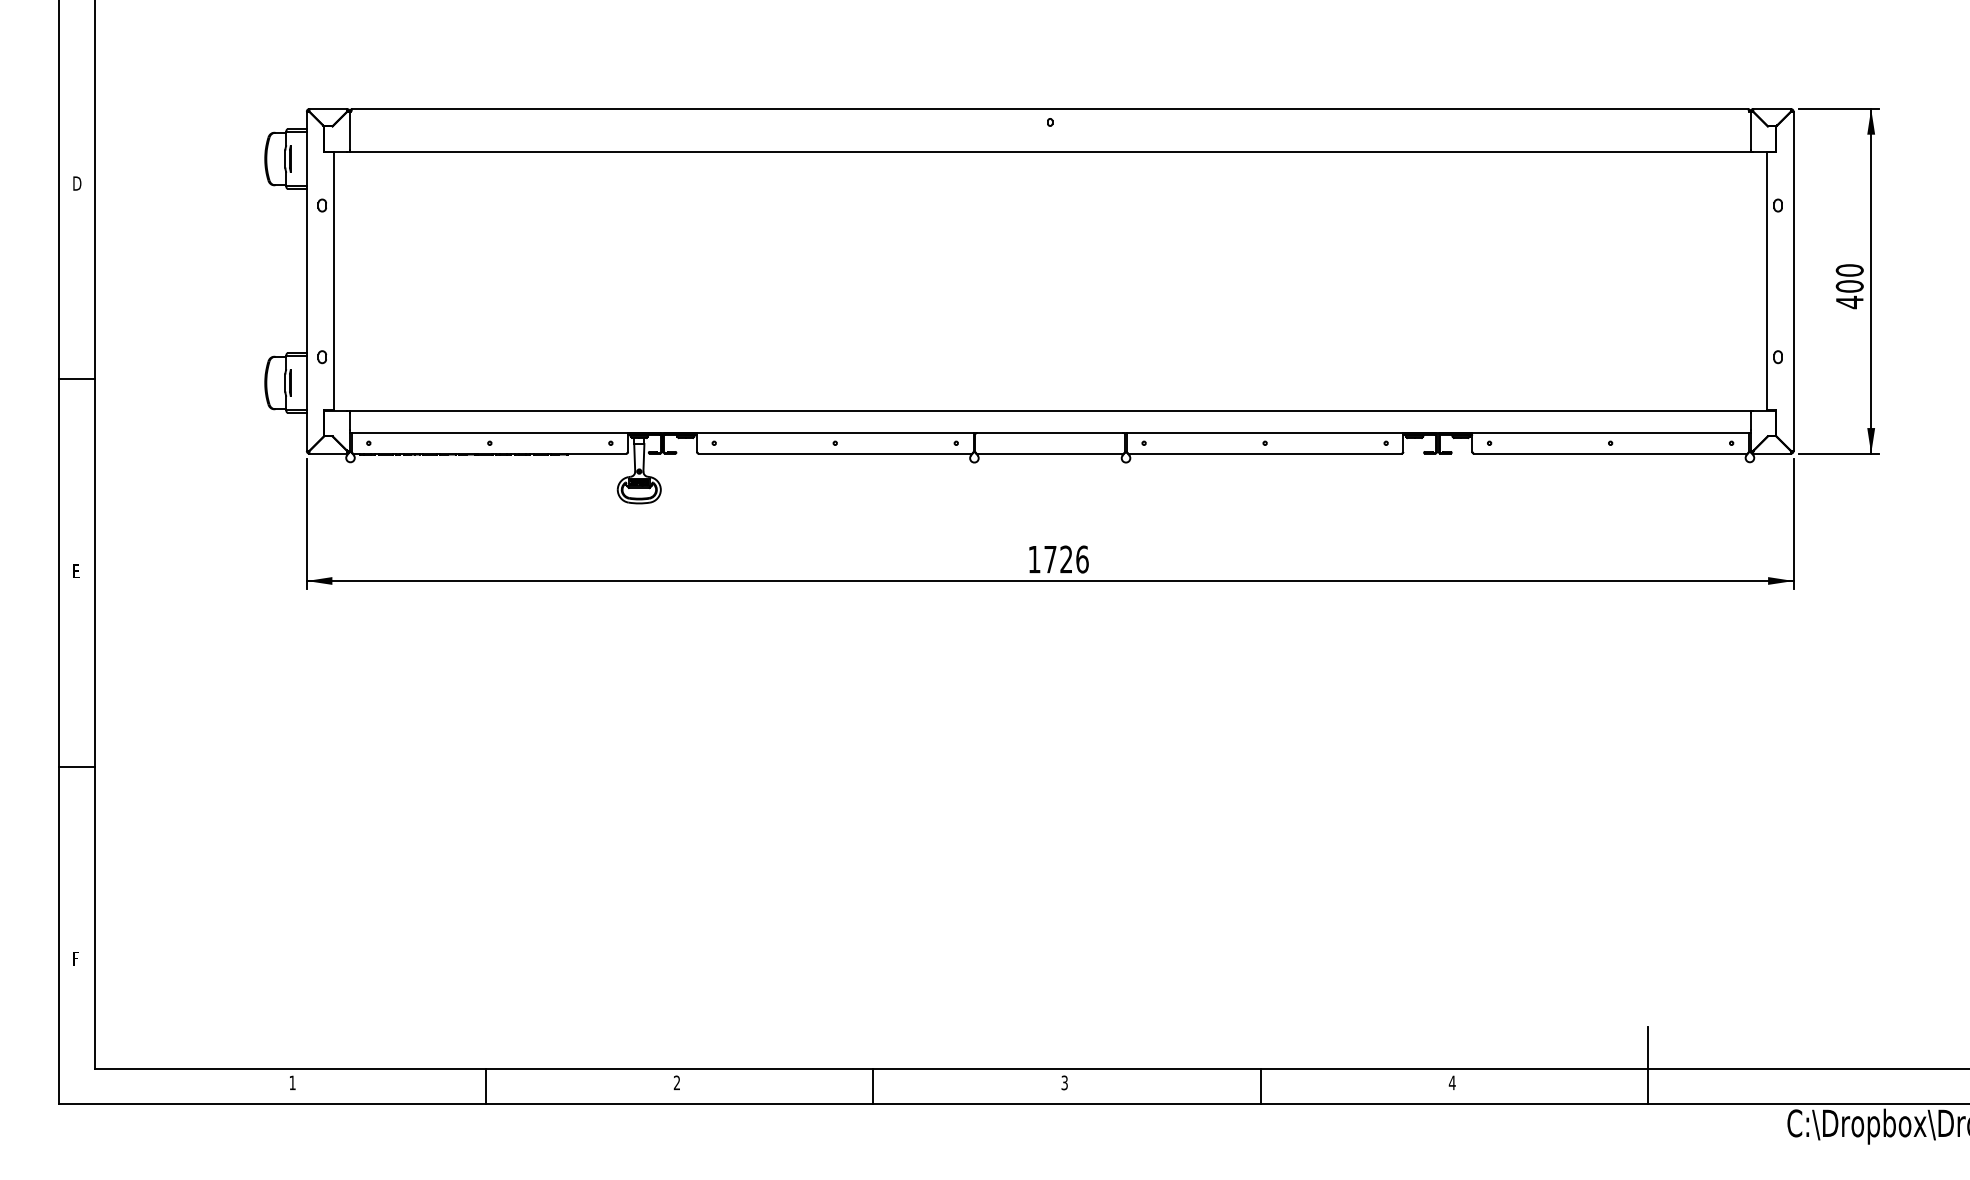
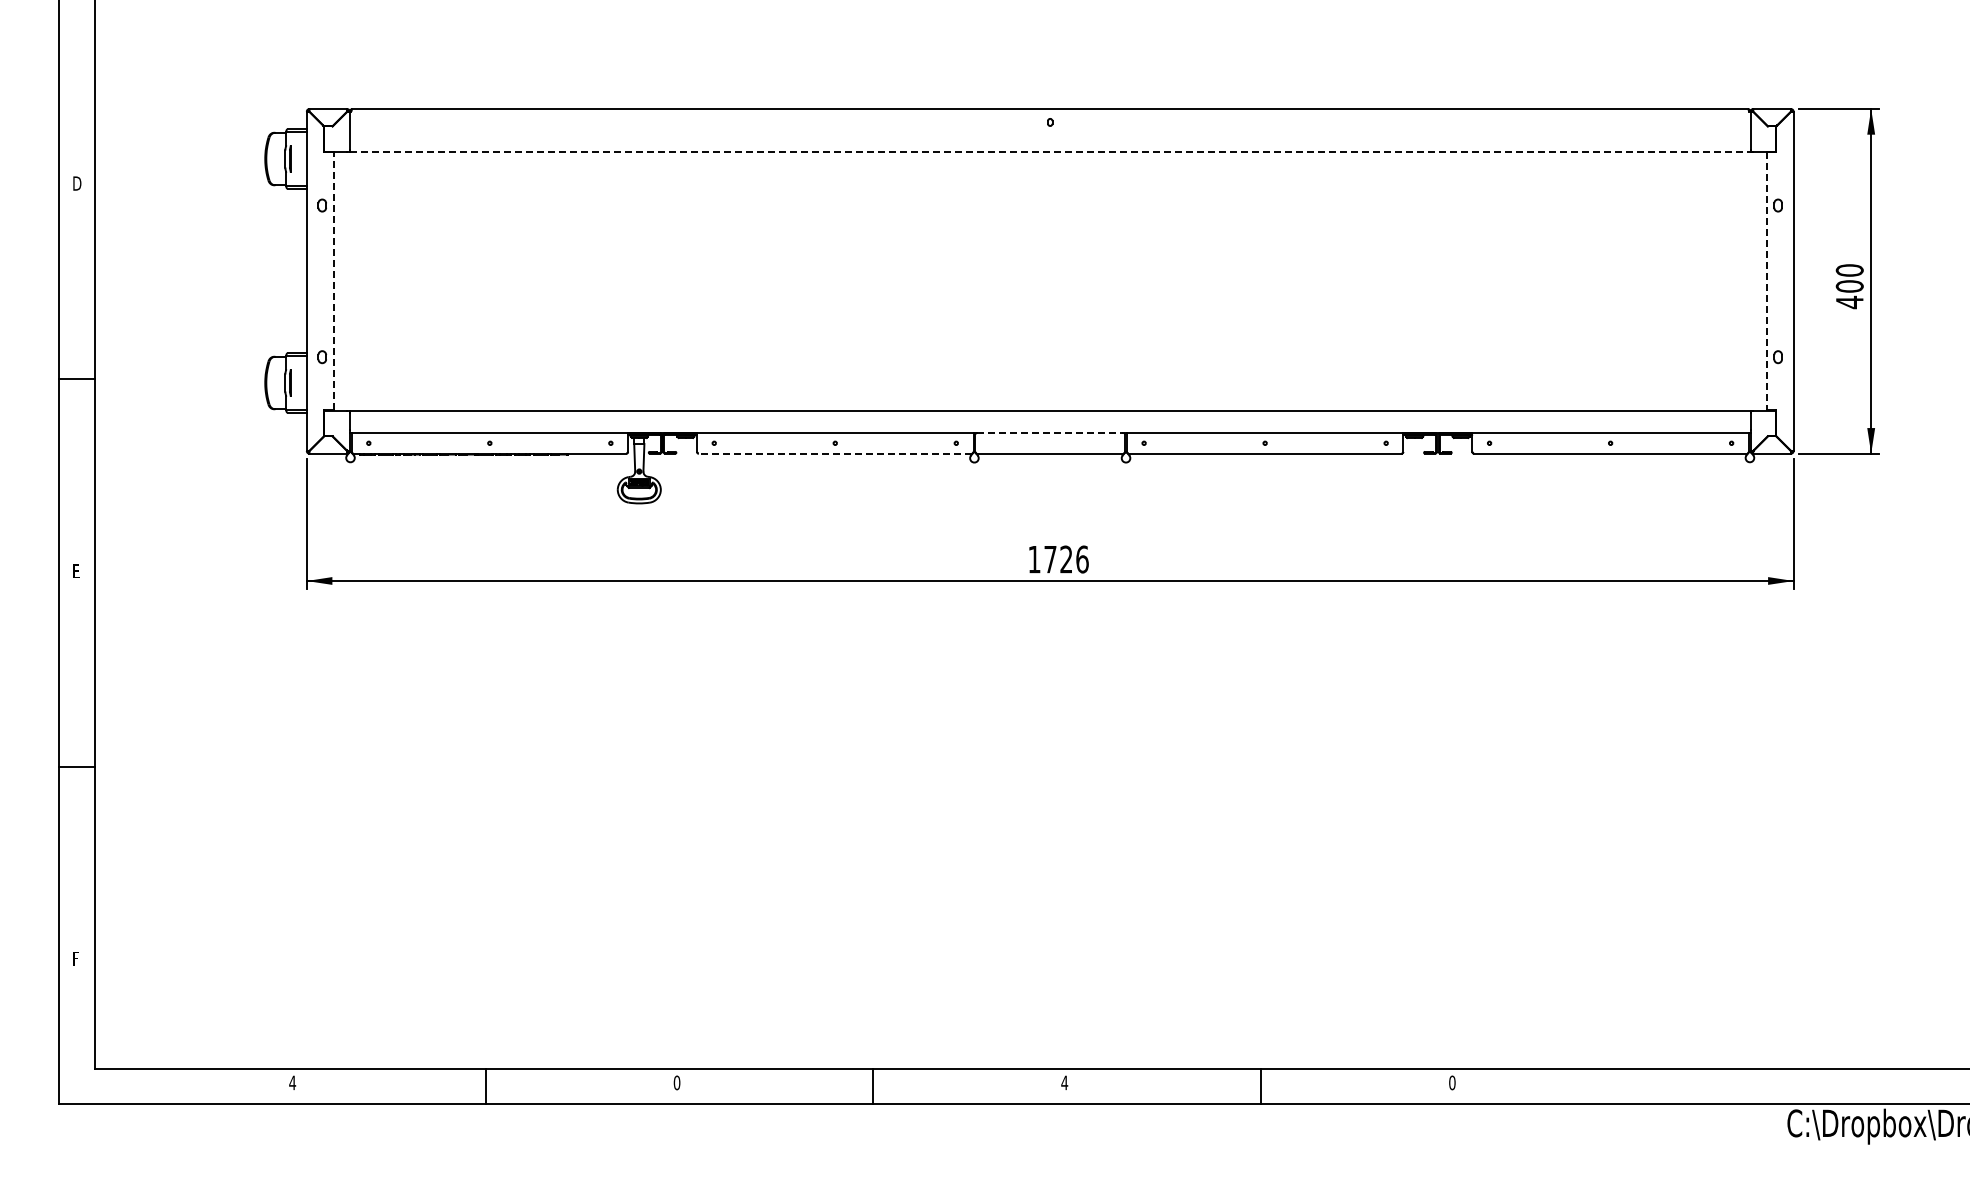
line: solid -> dashed (1050, 152)
line: solid -> dashed (333, 281)
line: solid -> dashed (1766, 281)
line: solid -> dashed (1050, 432)
line: solid -> dashed (835, 453)
line: present -> none (1648, 1065)
text: 1 -> 4 (292, 1082)
text: 2 -> 0 (676, 1082)
text: 3 -> 4 (1064, 1082)
text: 4 -> 0 (1451, 1082)
